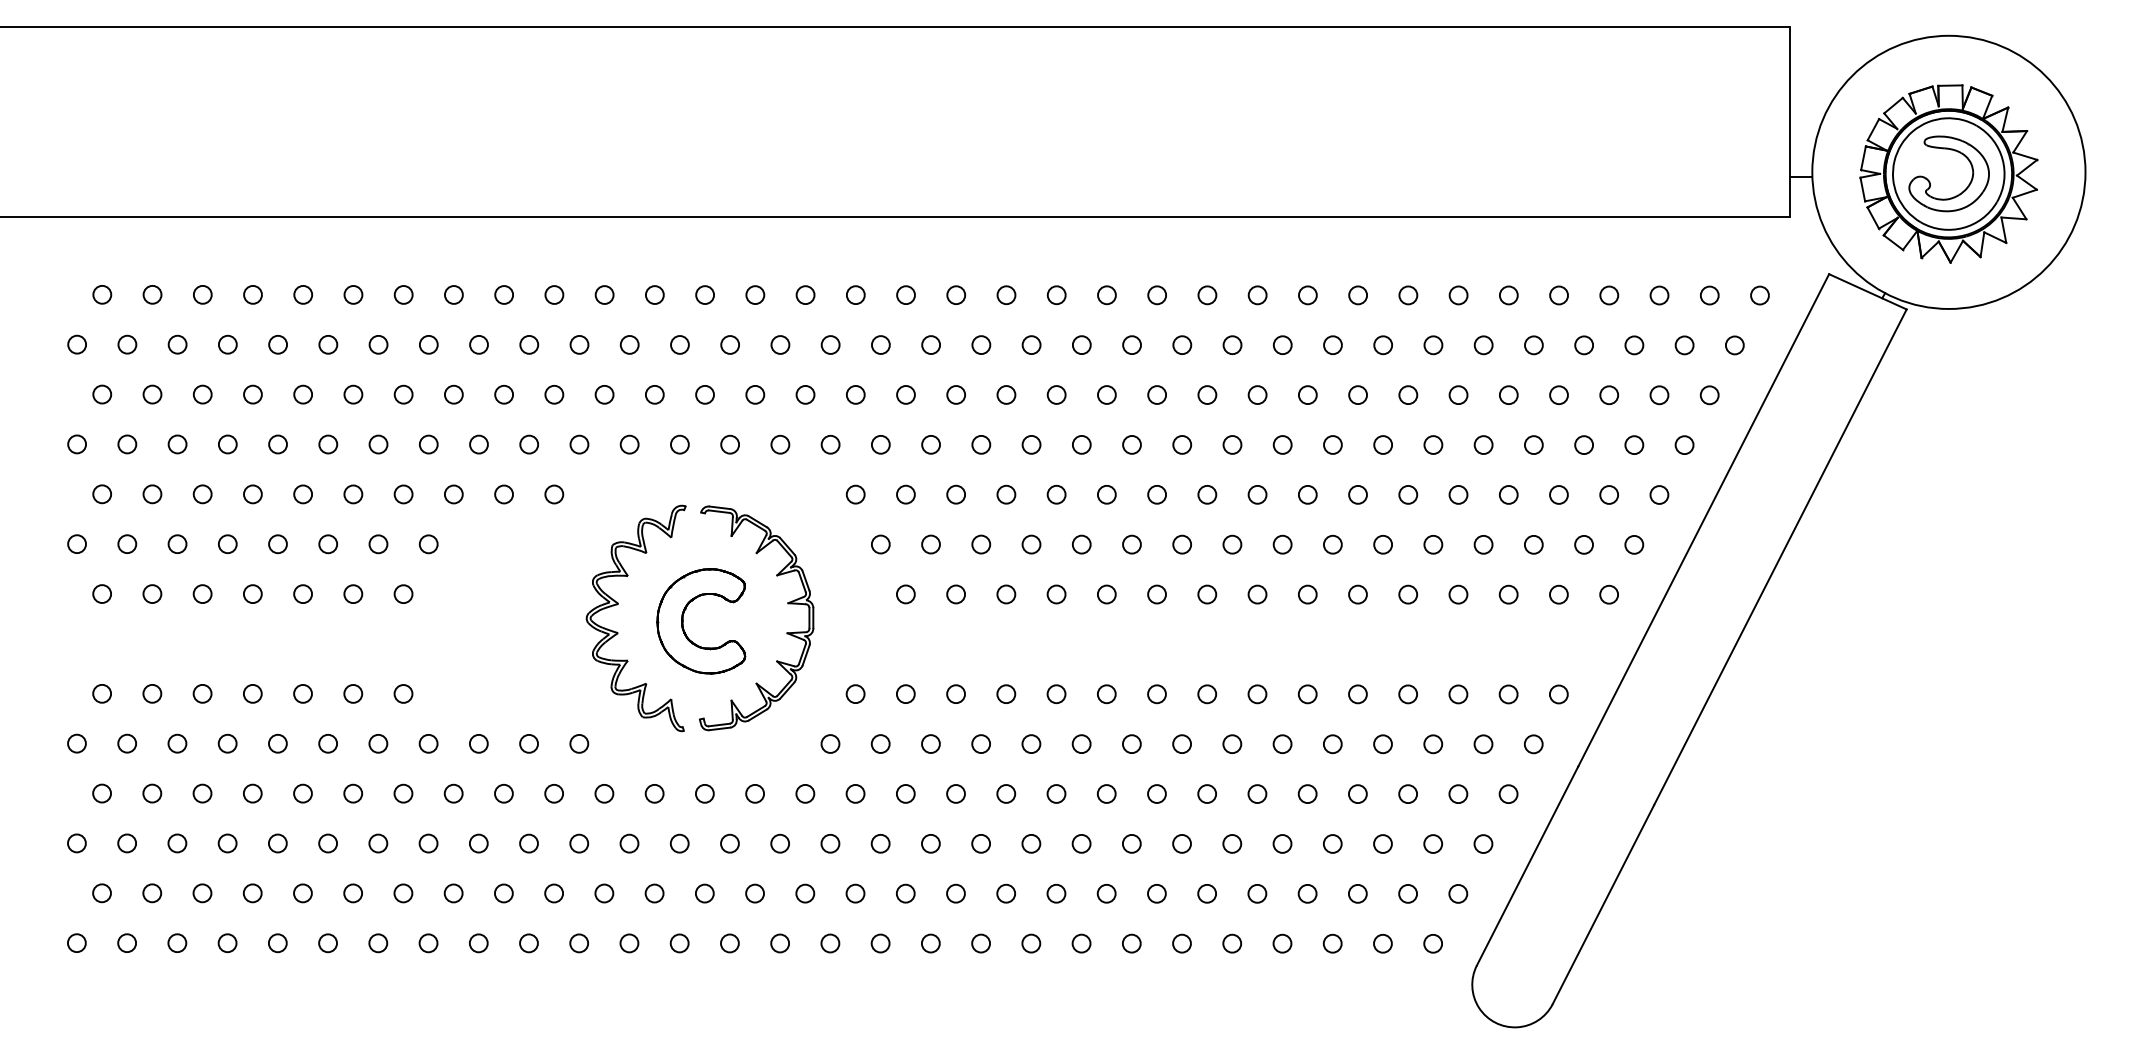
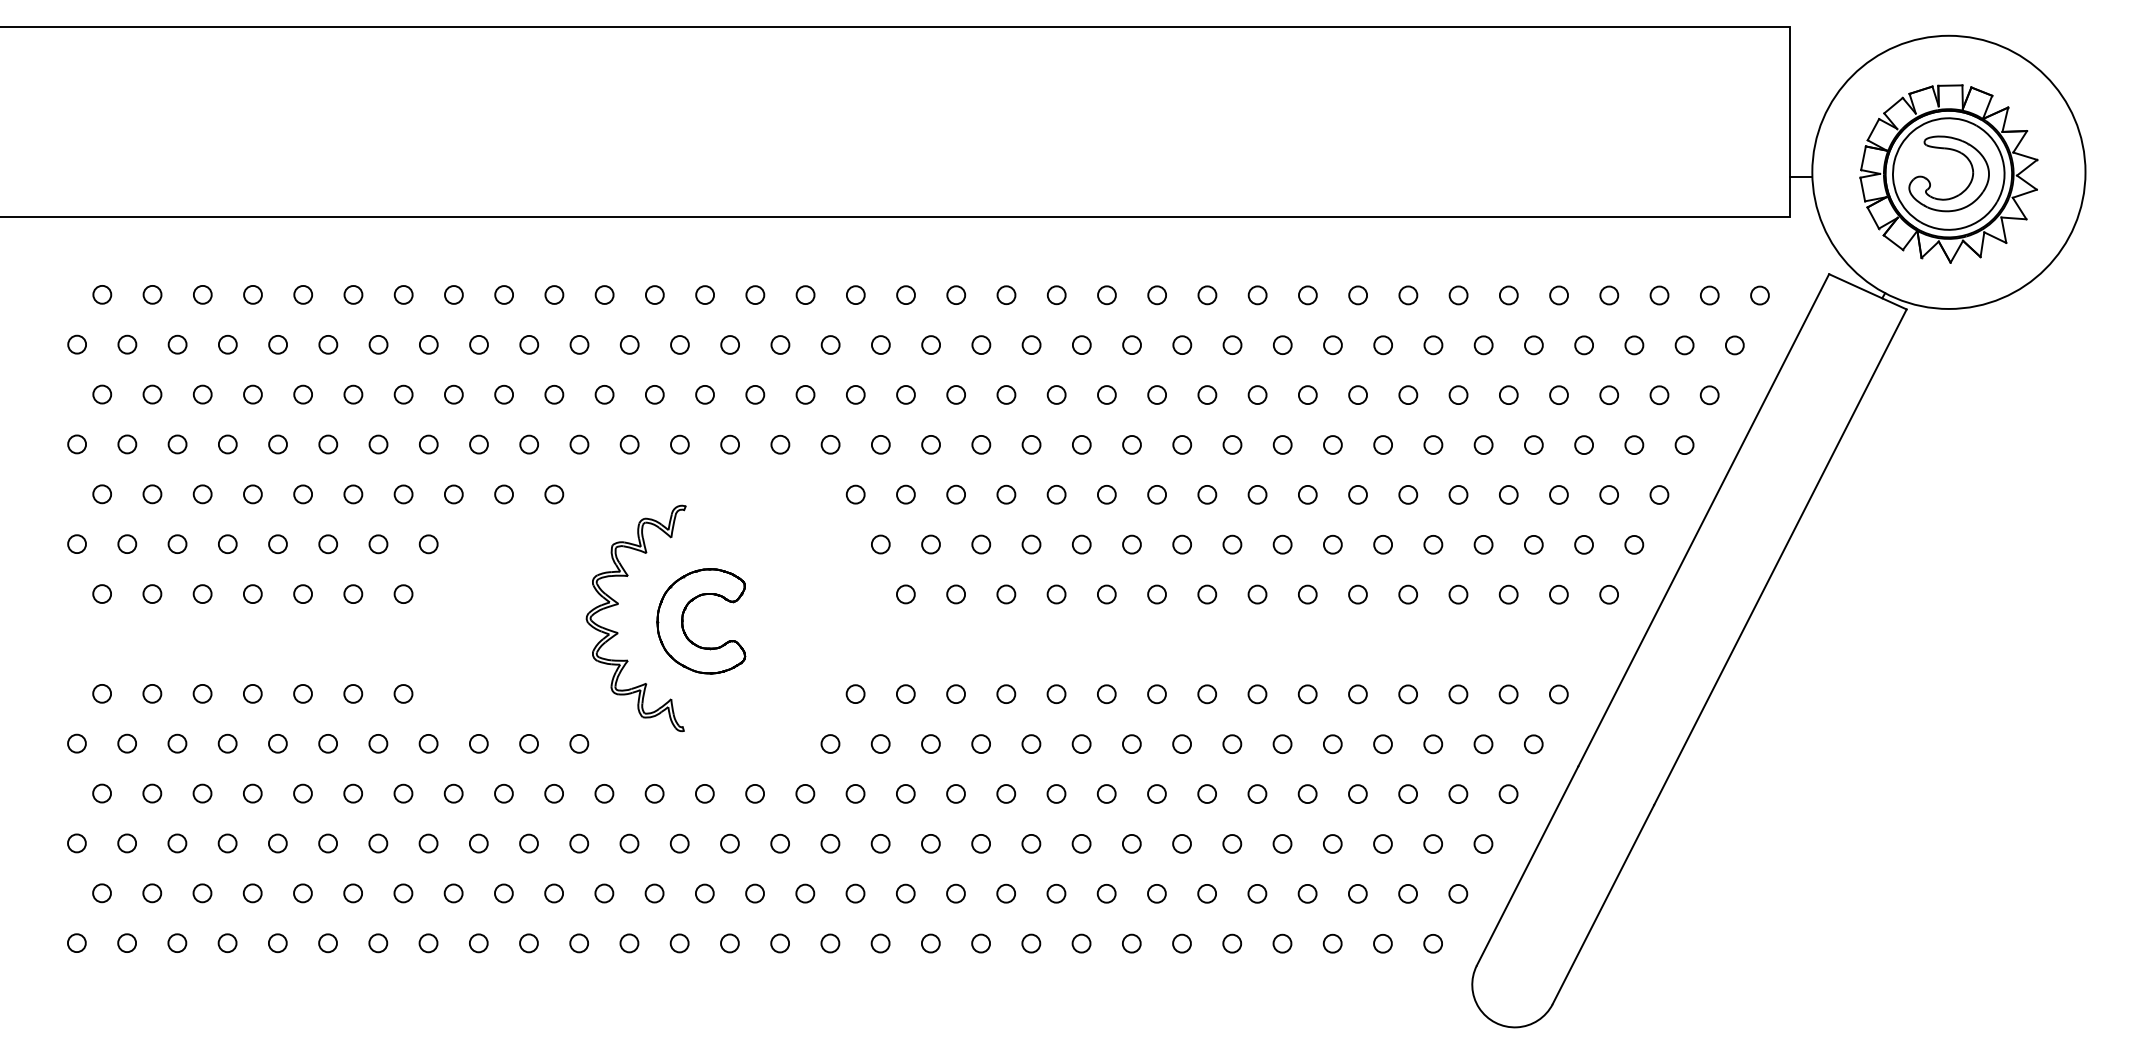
part: present -> none (786, 632)
